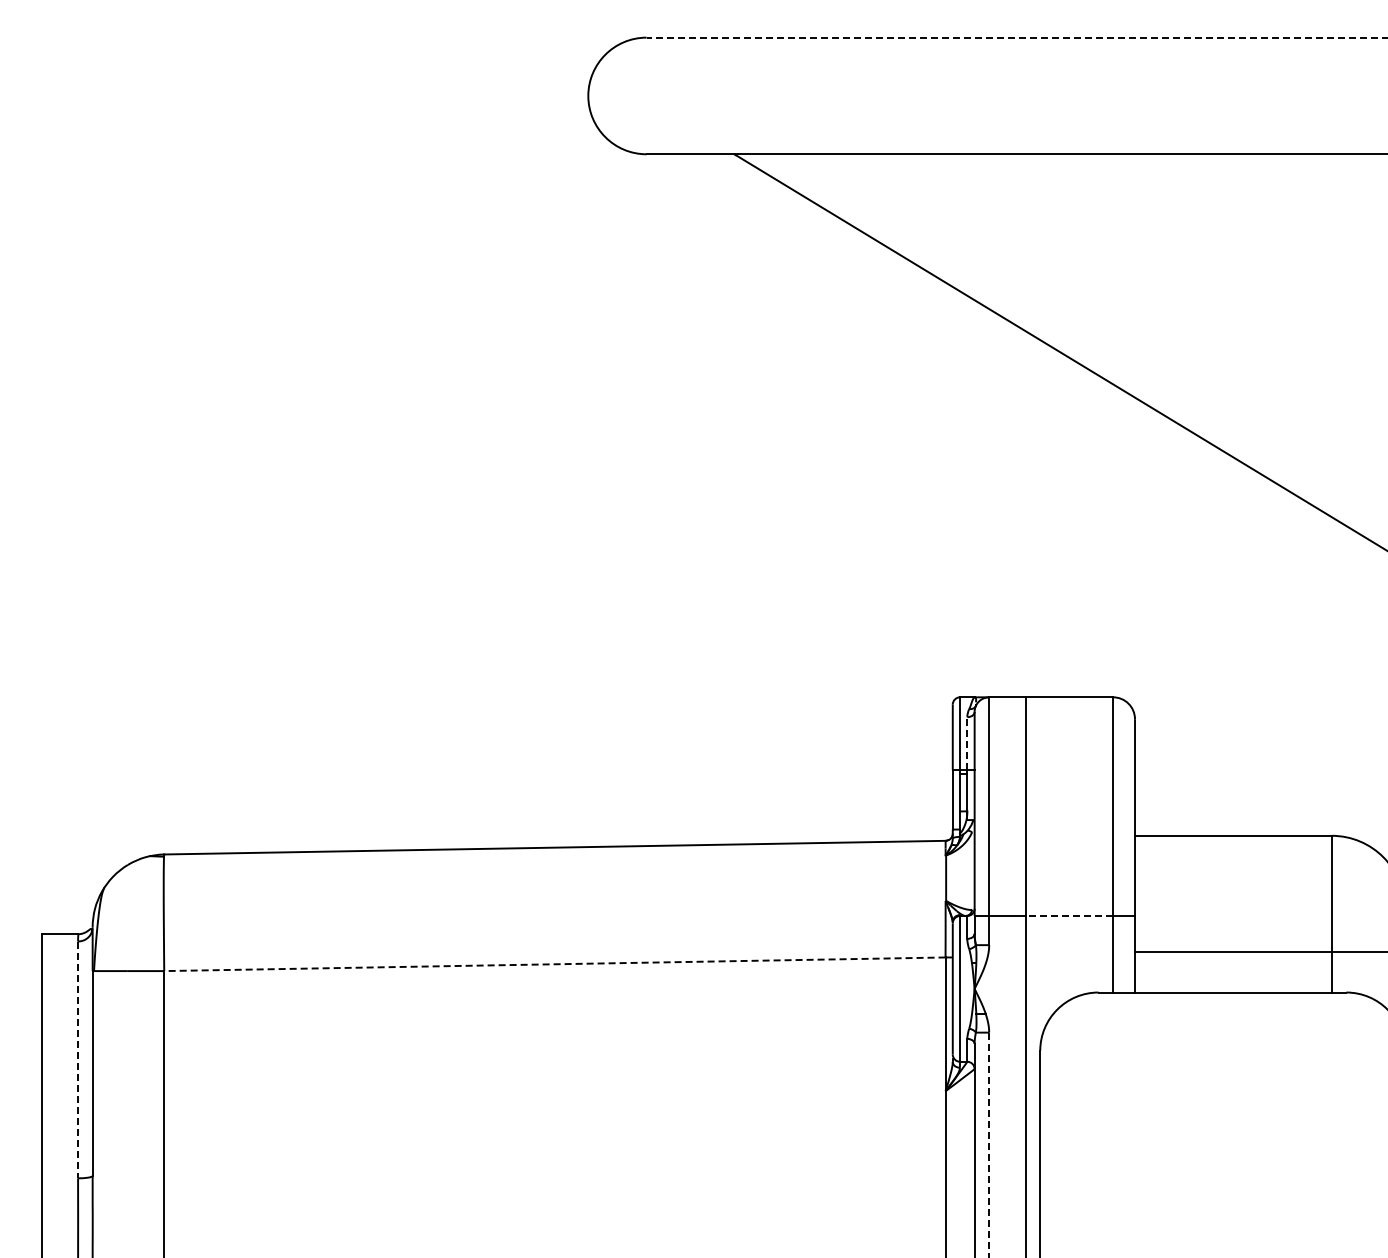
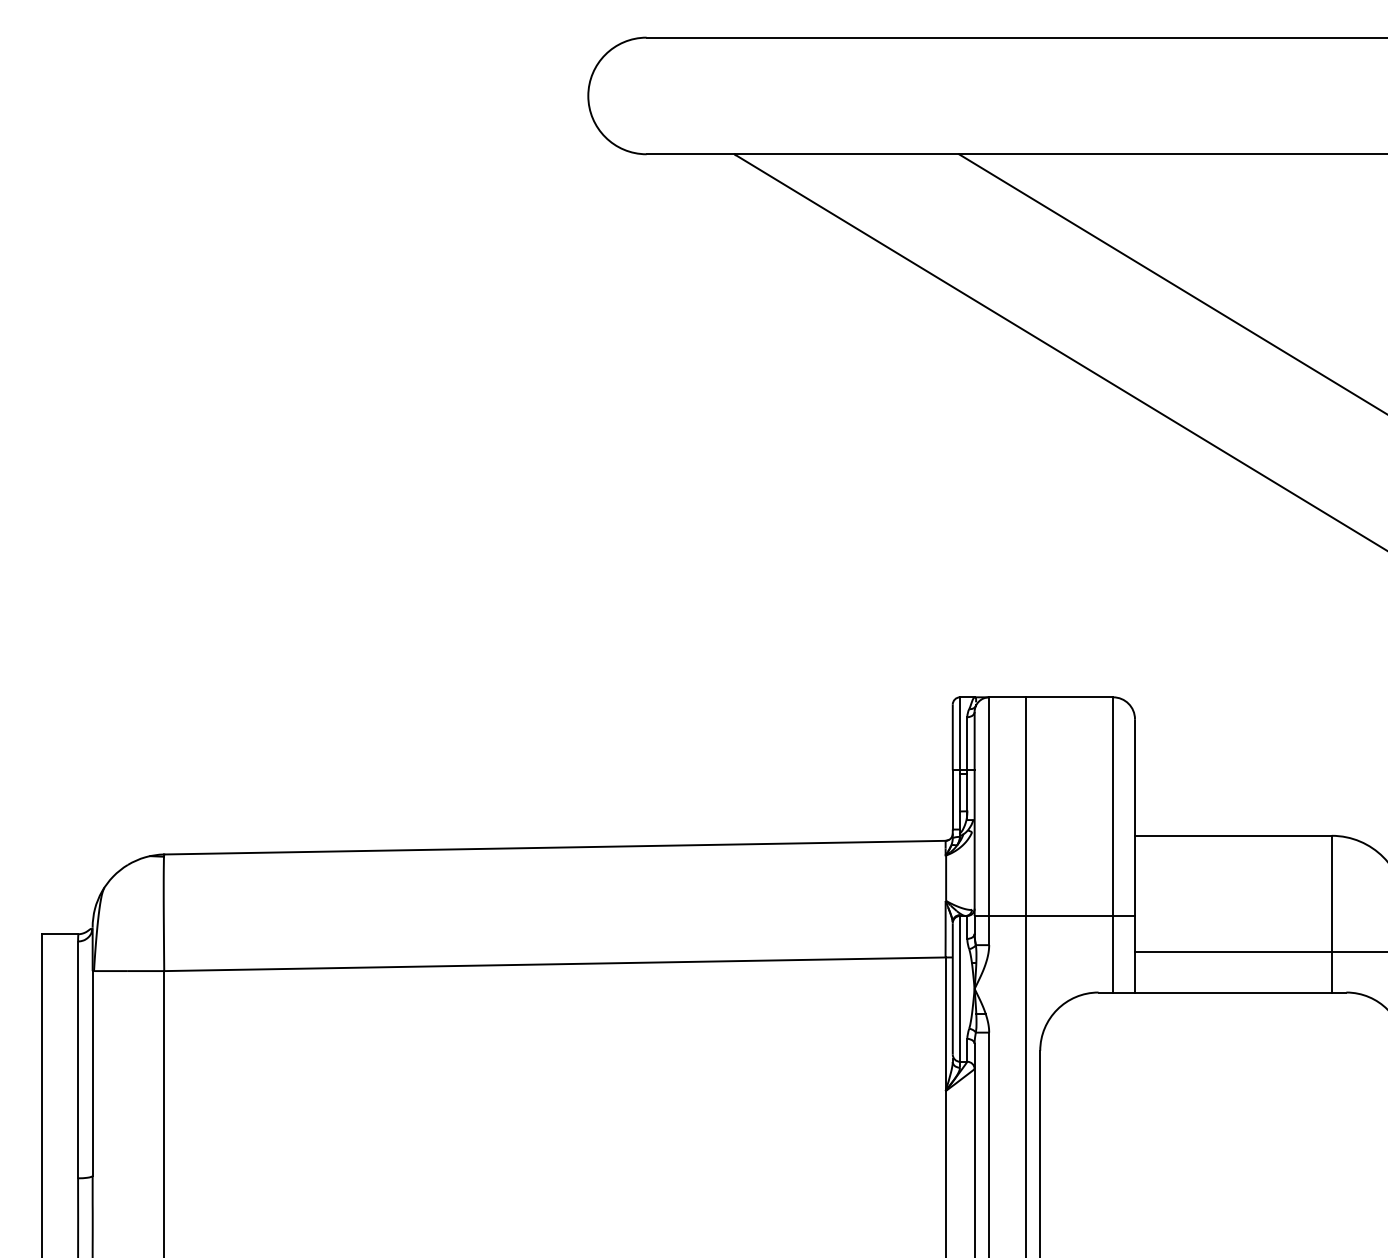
line: dashed -> solid (1016, 37)
line: none -> present (1171, 283)
line: dashed -> solid (967, 743)
line: dashed -> solid (1069, 915)
line: dashed -> solid (554, 964)
line: dashed -> solid (78, 1060)
line: dashed -> solid (989, 1145)
